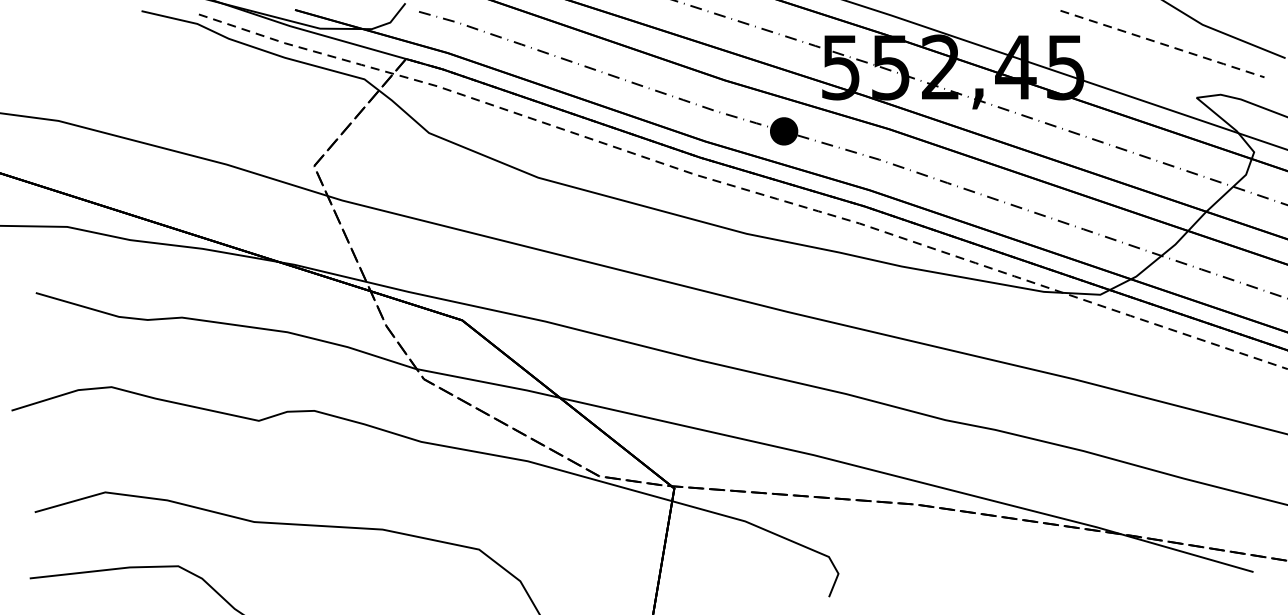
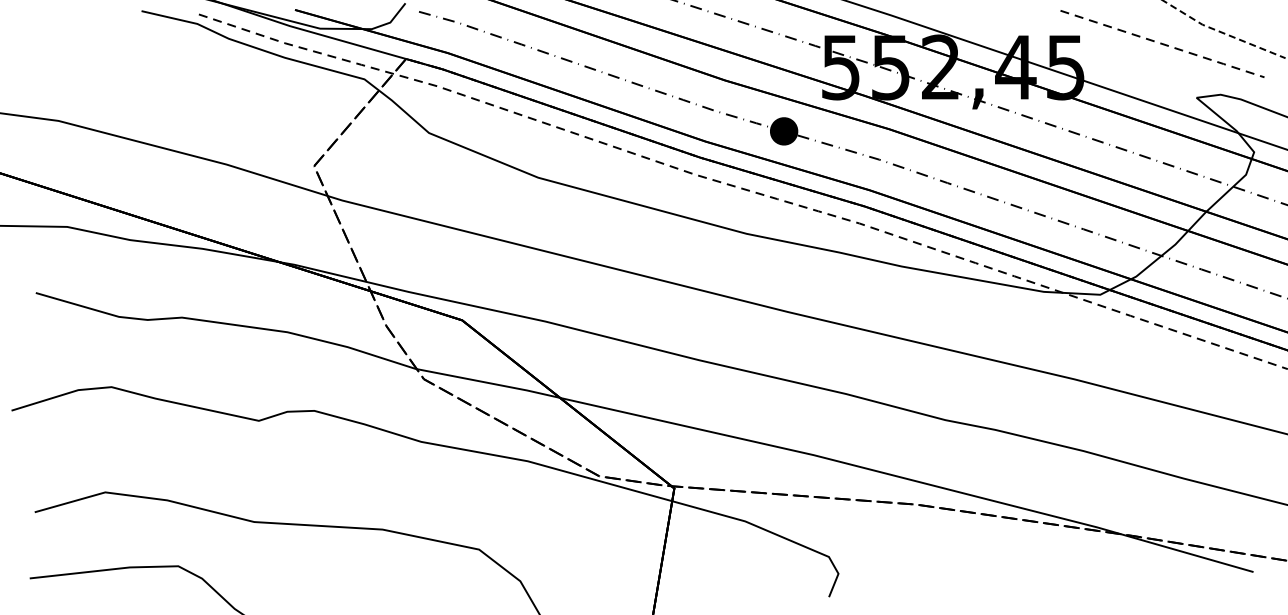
line: solid -> dashed (1221, 32)
